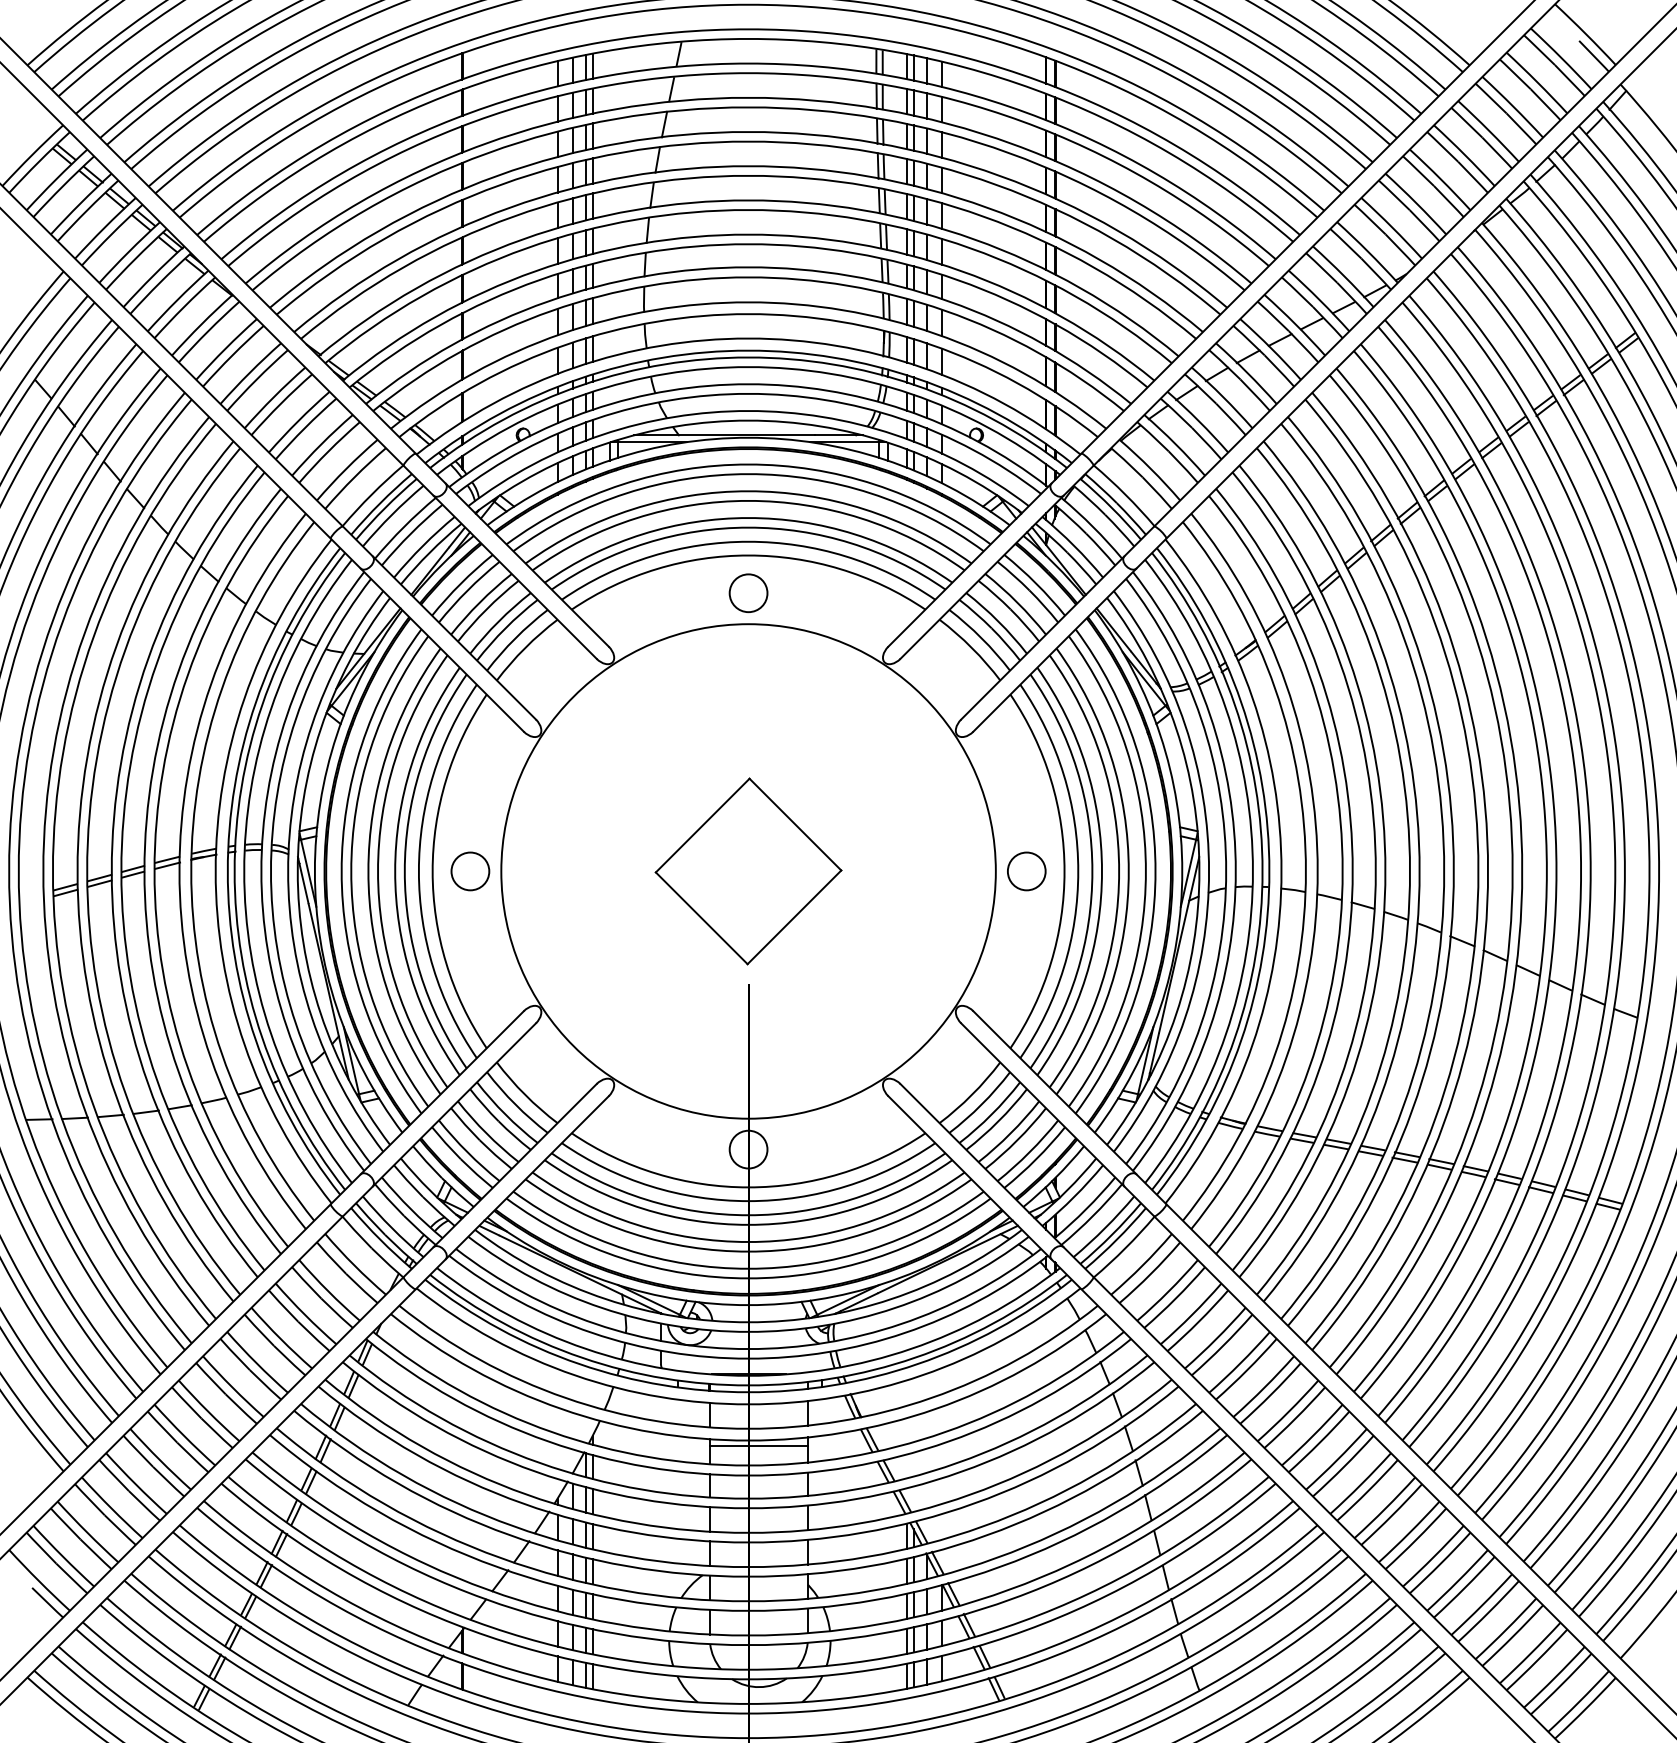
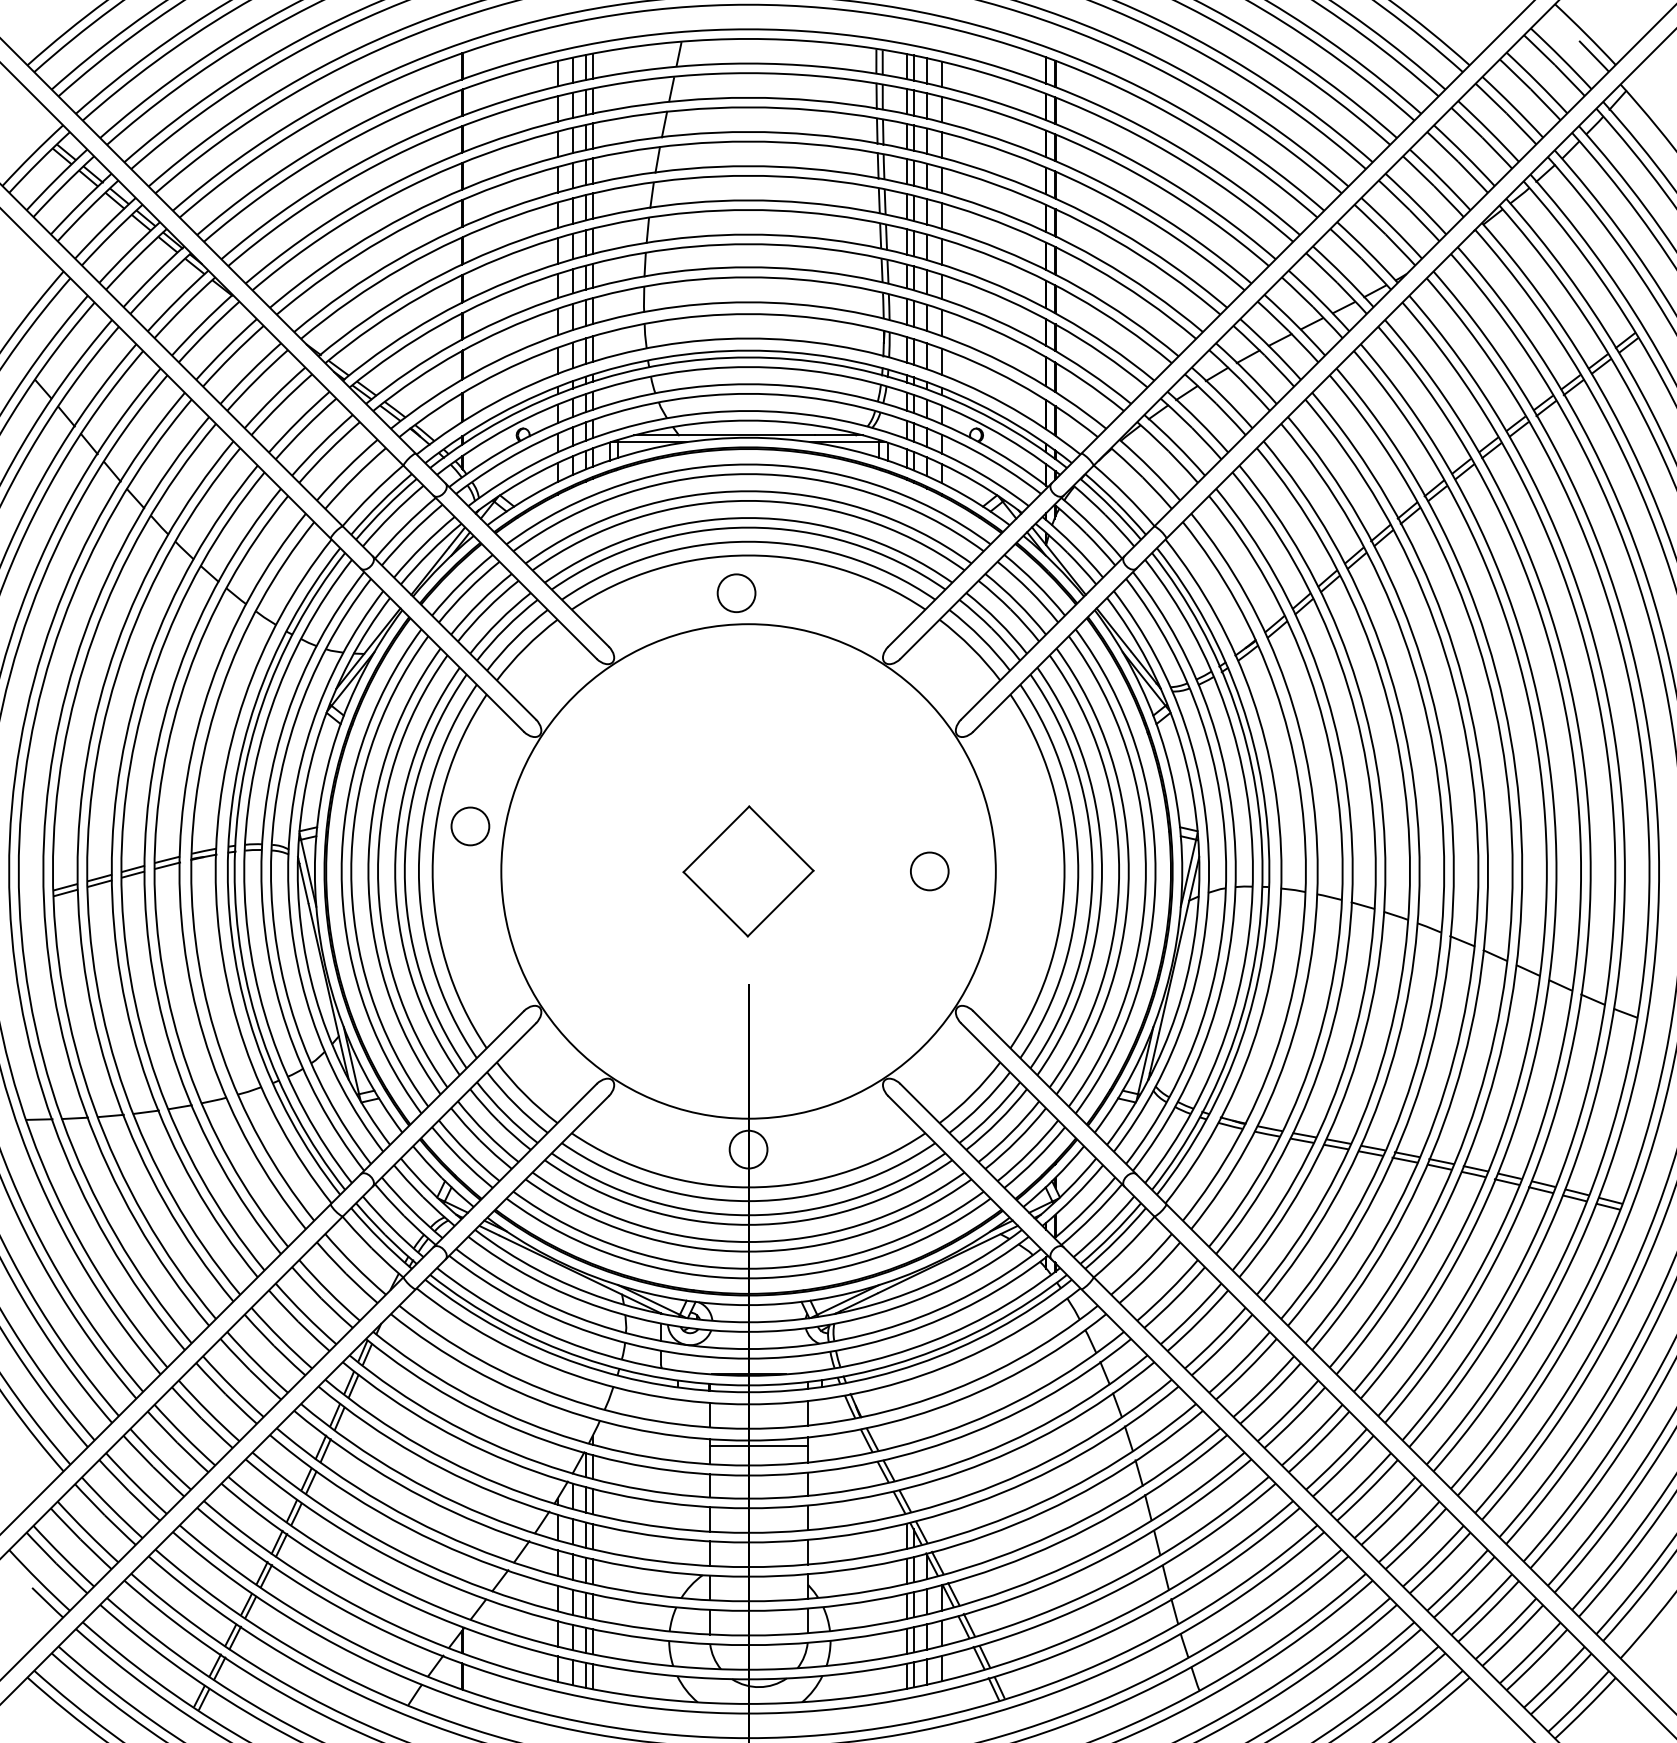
circle position: (748, 593) -> (736, 593) (736, 593)
circle position: (470, 871) -> (470, 826) (470, 826)
part size: 189x189 px -> 133x133 px (748, 871)
circle position: (1026, 871) -> (929, 871) (929, 871)
